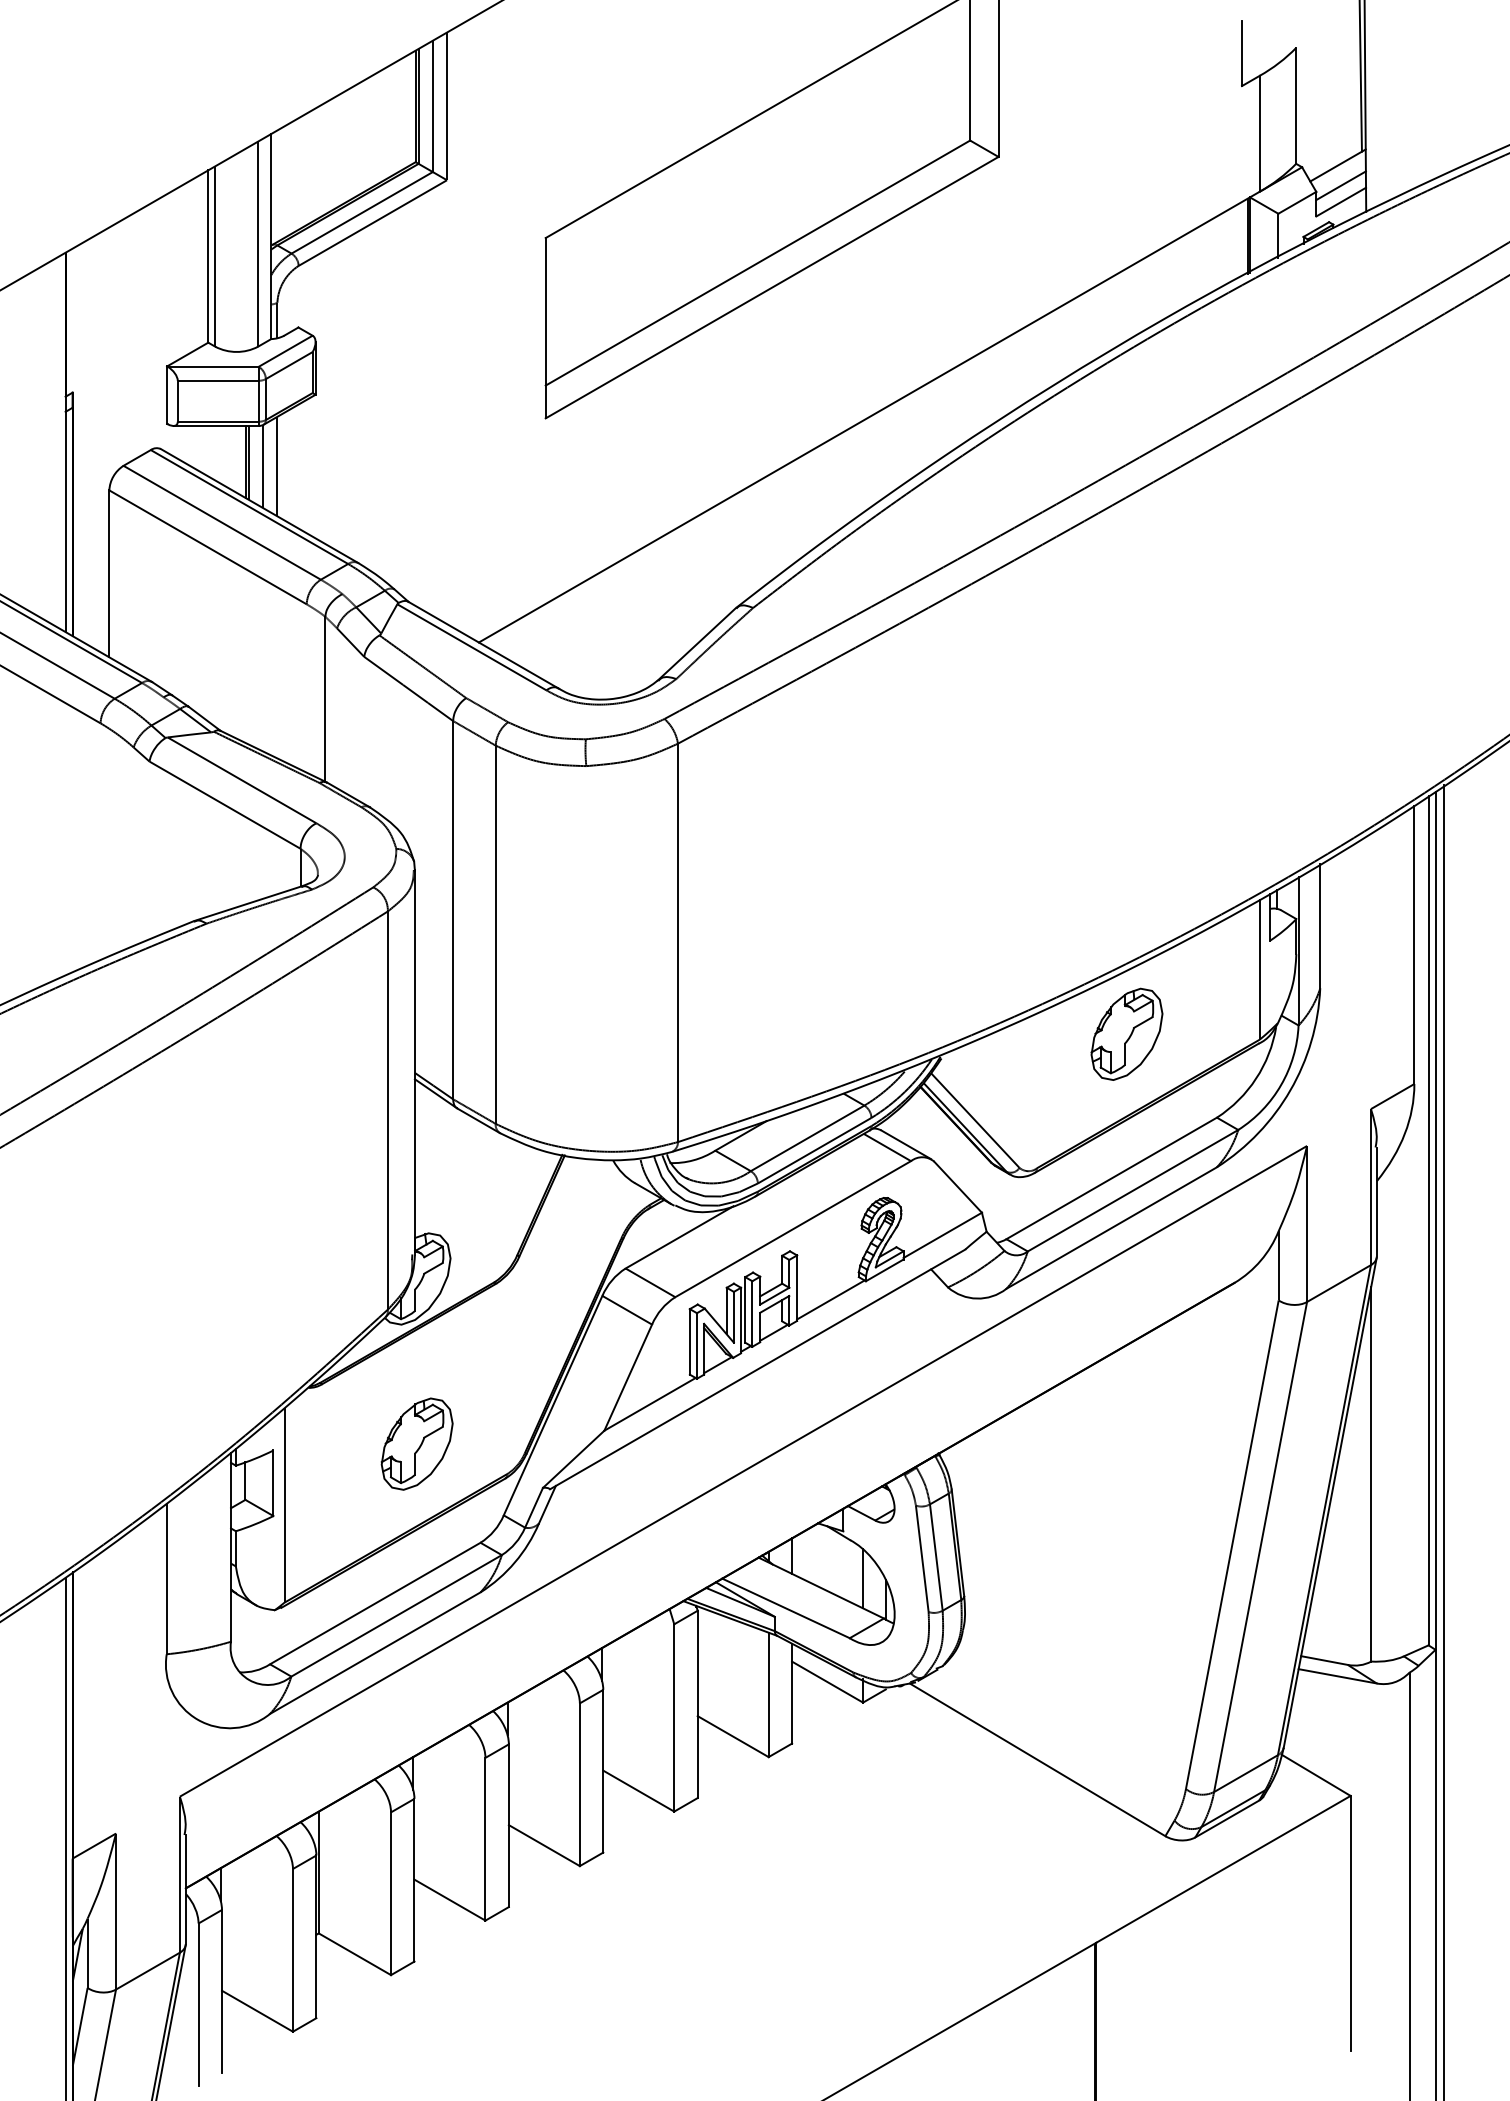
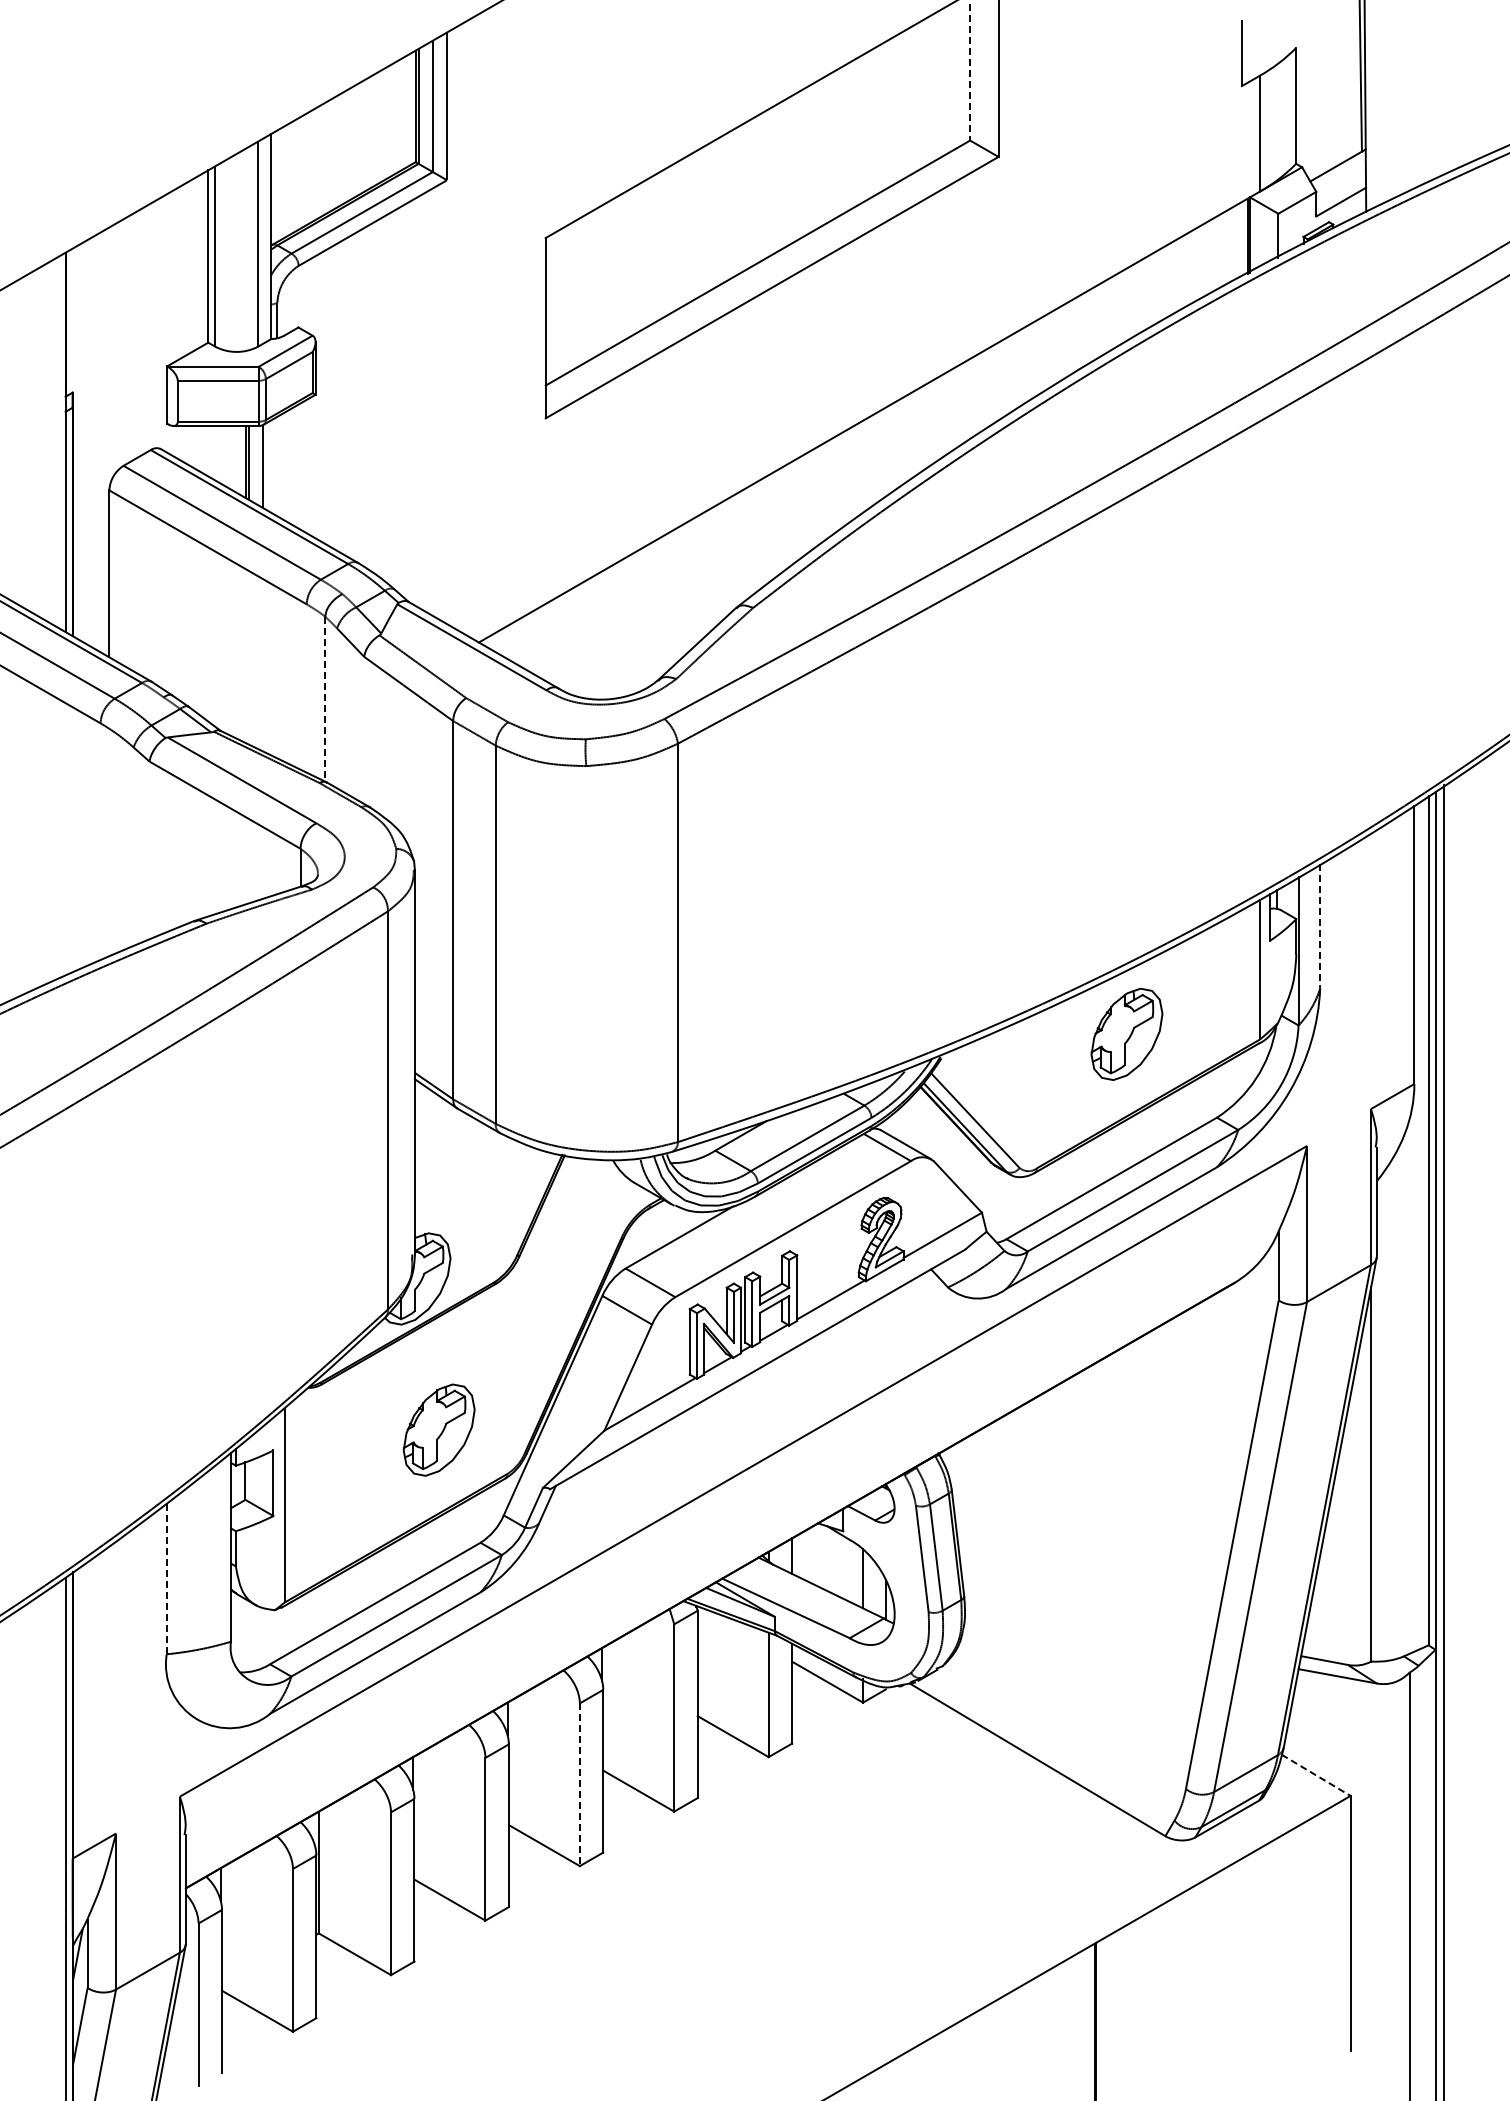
line: solid -> dashed (970, 70)
line: present -> none (1340, 185)
line: present -> none (277, 466)
line: solid -> dashed (325, 699)
line: solid -> dashed (1320, 926)
part position: (416, 1443) -> (438, 1429) (438, 1429)
line: solid -> dashed (166, 1578)
line: solid -> dashed (1316, 1775)
line: solid -> dashed (579, 1785)
